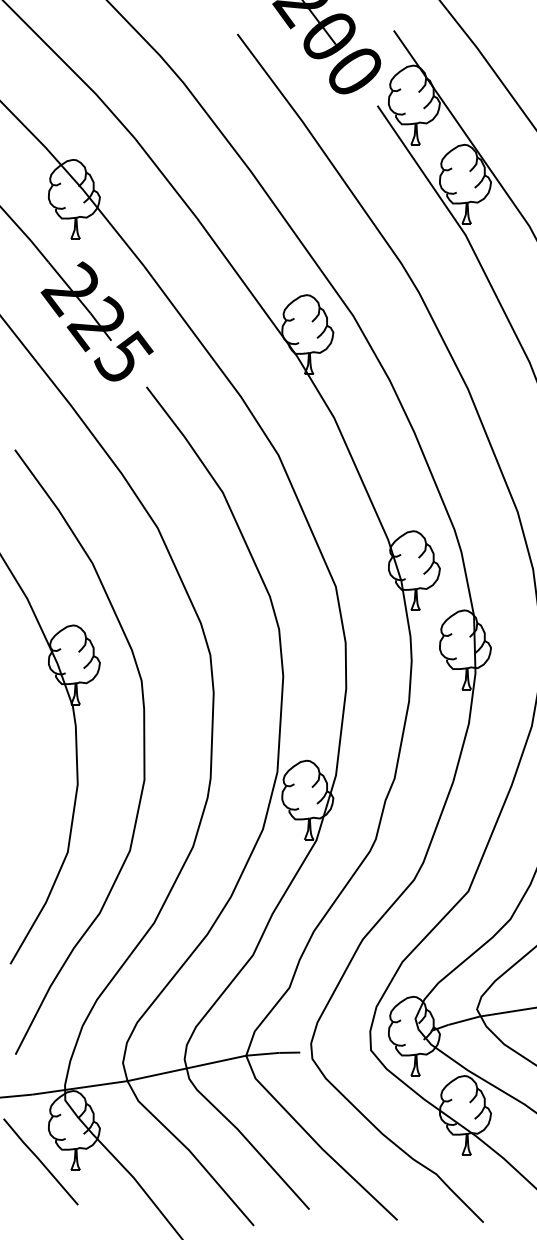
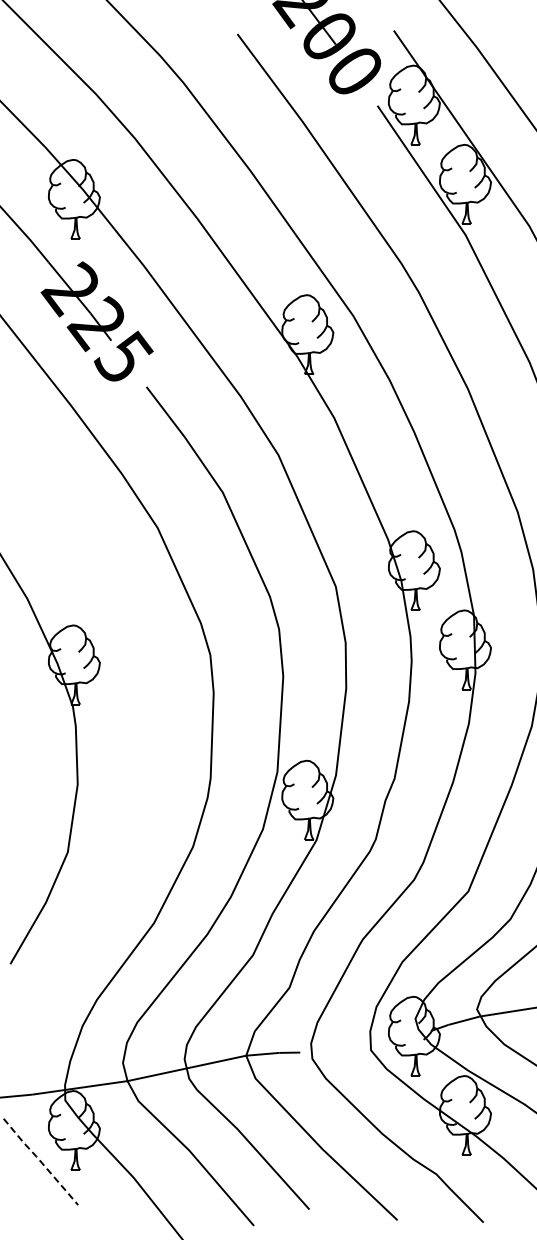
curve: present -> none (143, 751)
line: solid -> dashed (40, 1161)
